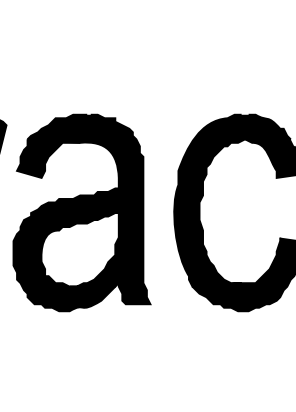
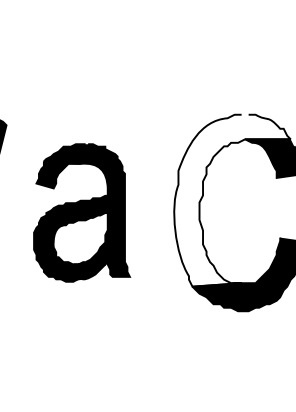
fill: present -> none (232, 200)
part size: 140x200 px -> 99x140 px (82, 212)
